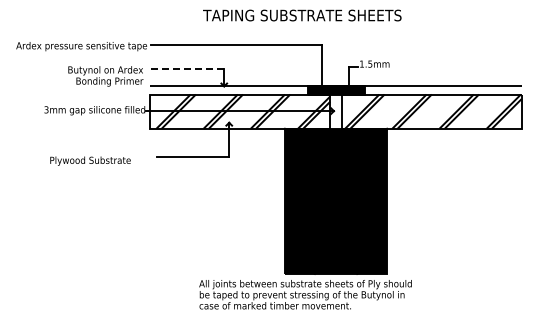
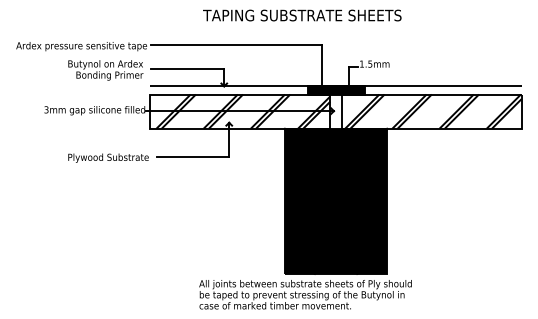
line: dashed -> solid (187, 68)
text position: (105, 76) -> (105, 70) (105, 70)
text position: (90, 160) -> (108, 157) (108, 157)
